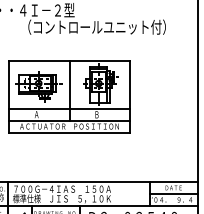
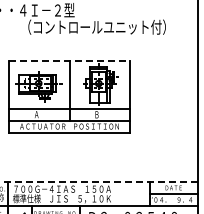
line: solid -> dashed (70, 60)
line: solid -> dashed (99, 181)
